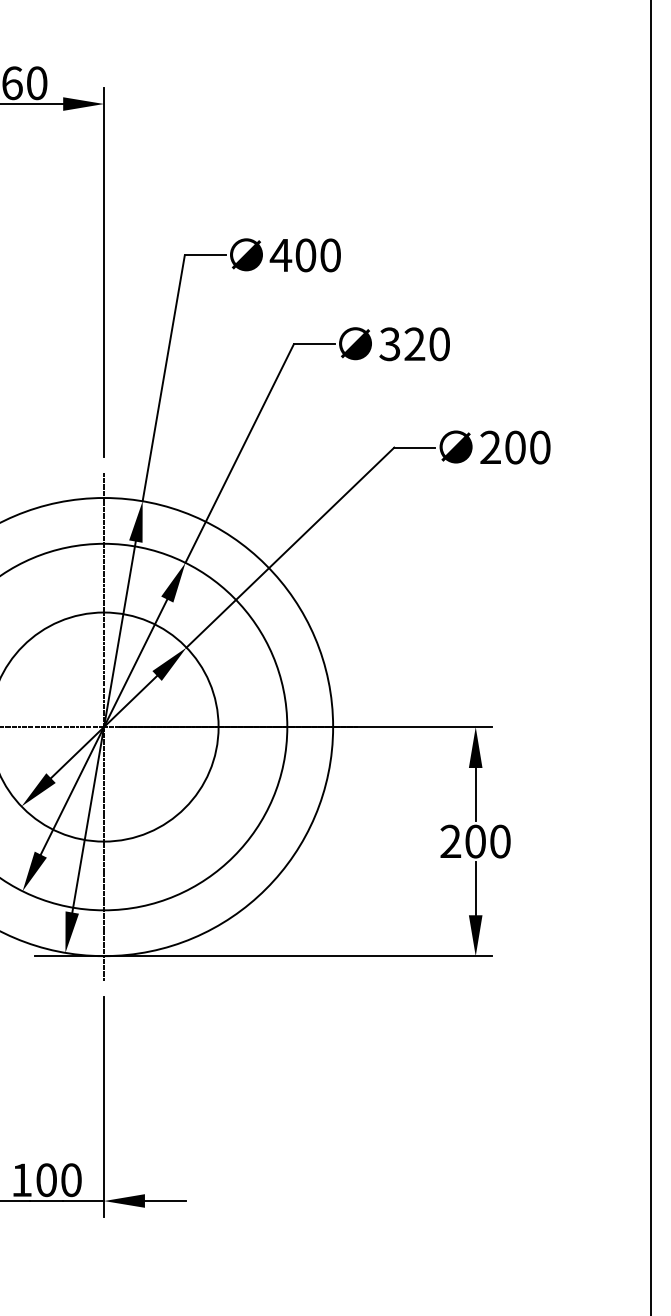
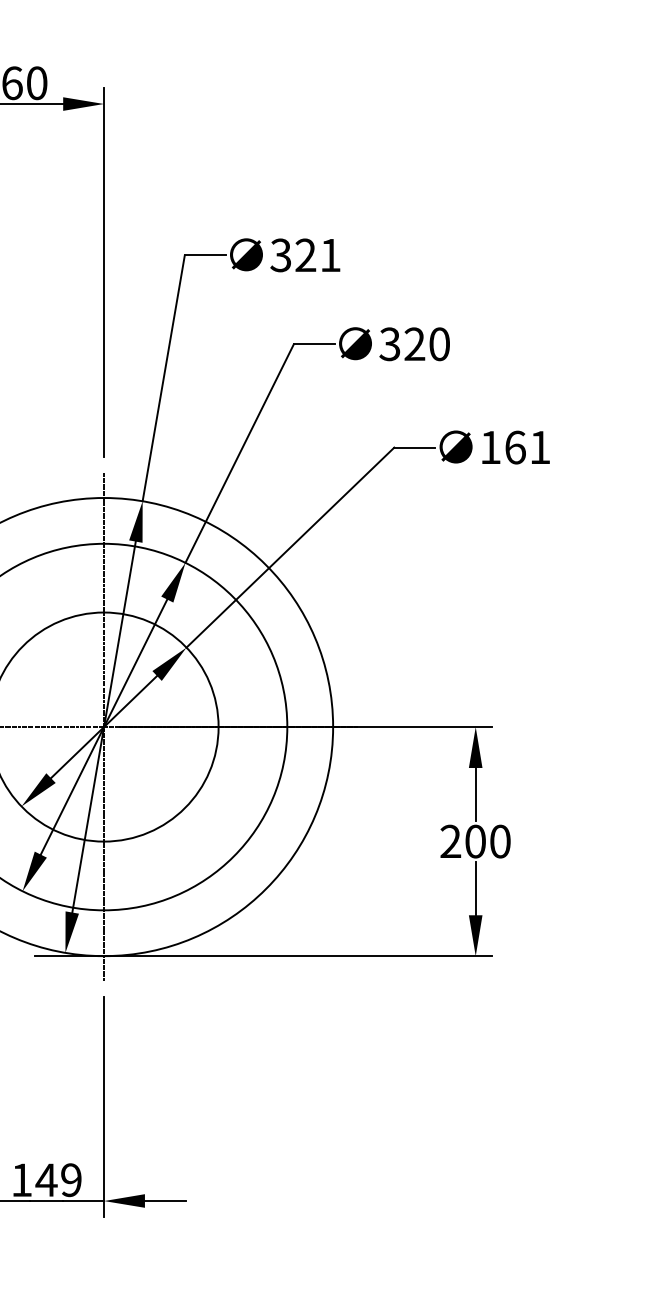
text: 400 -> 321 (304, 255)
text: 200 -> 161 (515, 447)
line: present -> none (650, 657)
text: 100 -> 149 (58, 1180)
